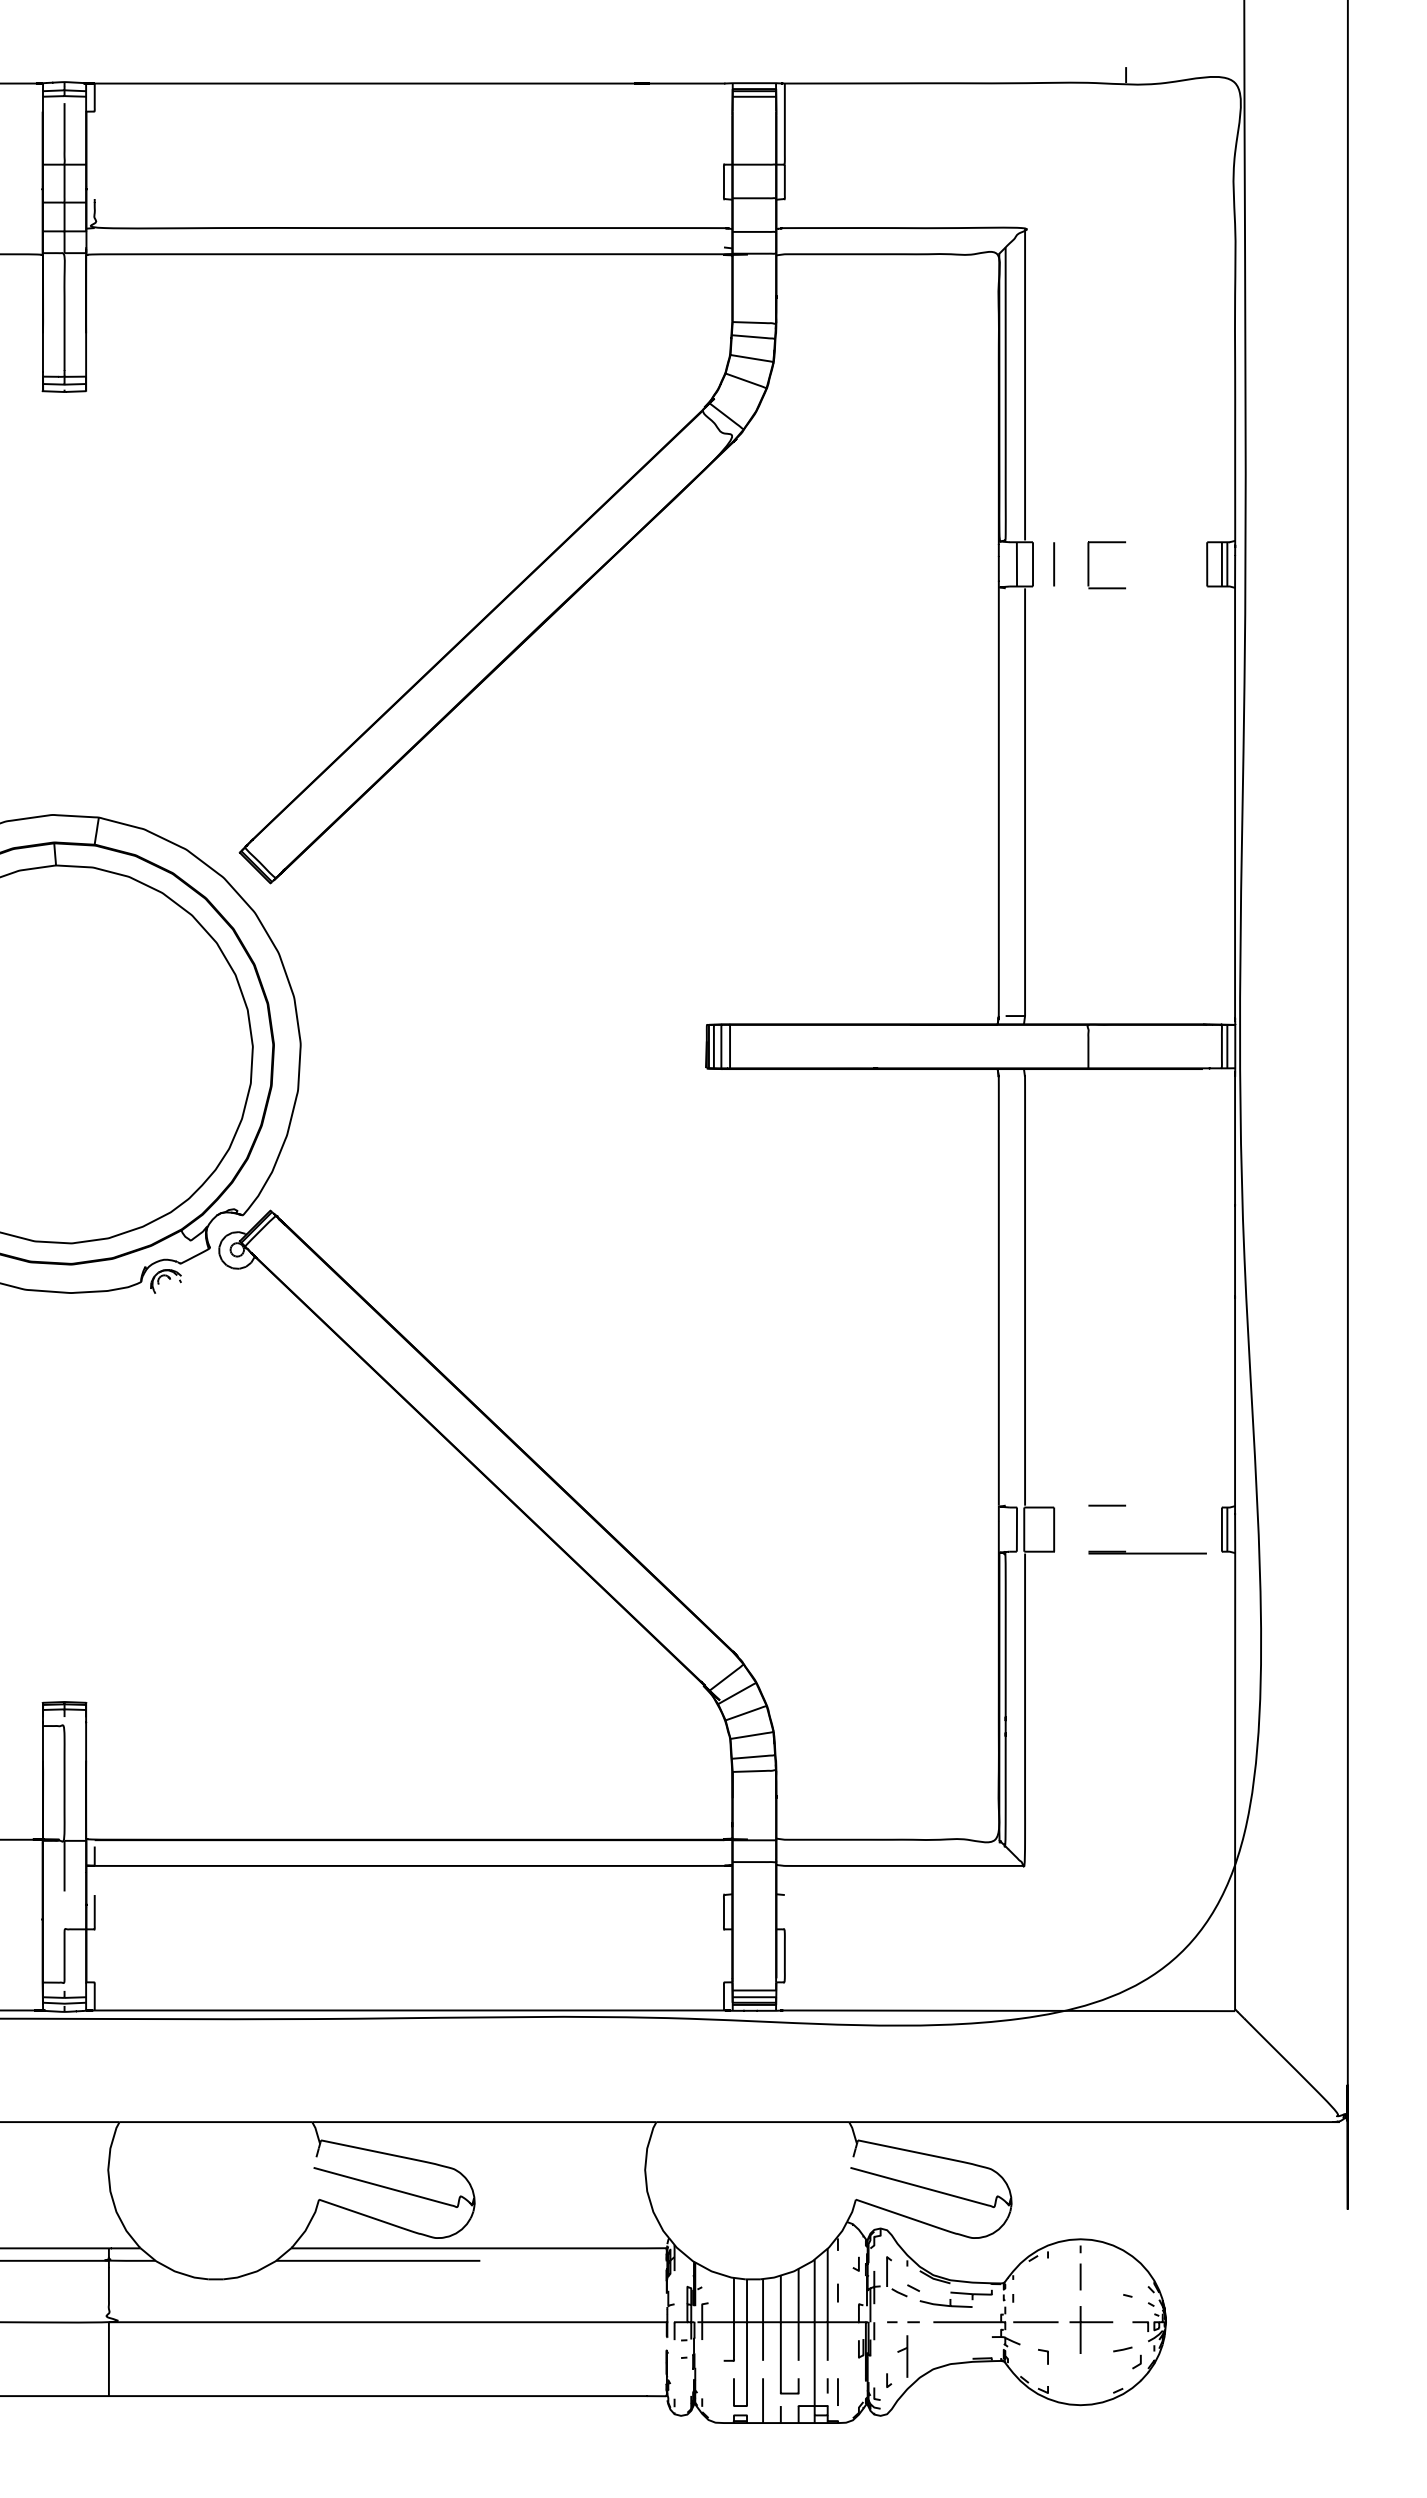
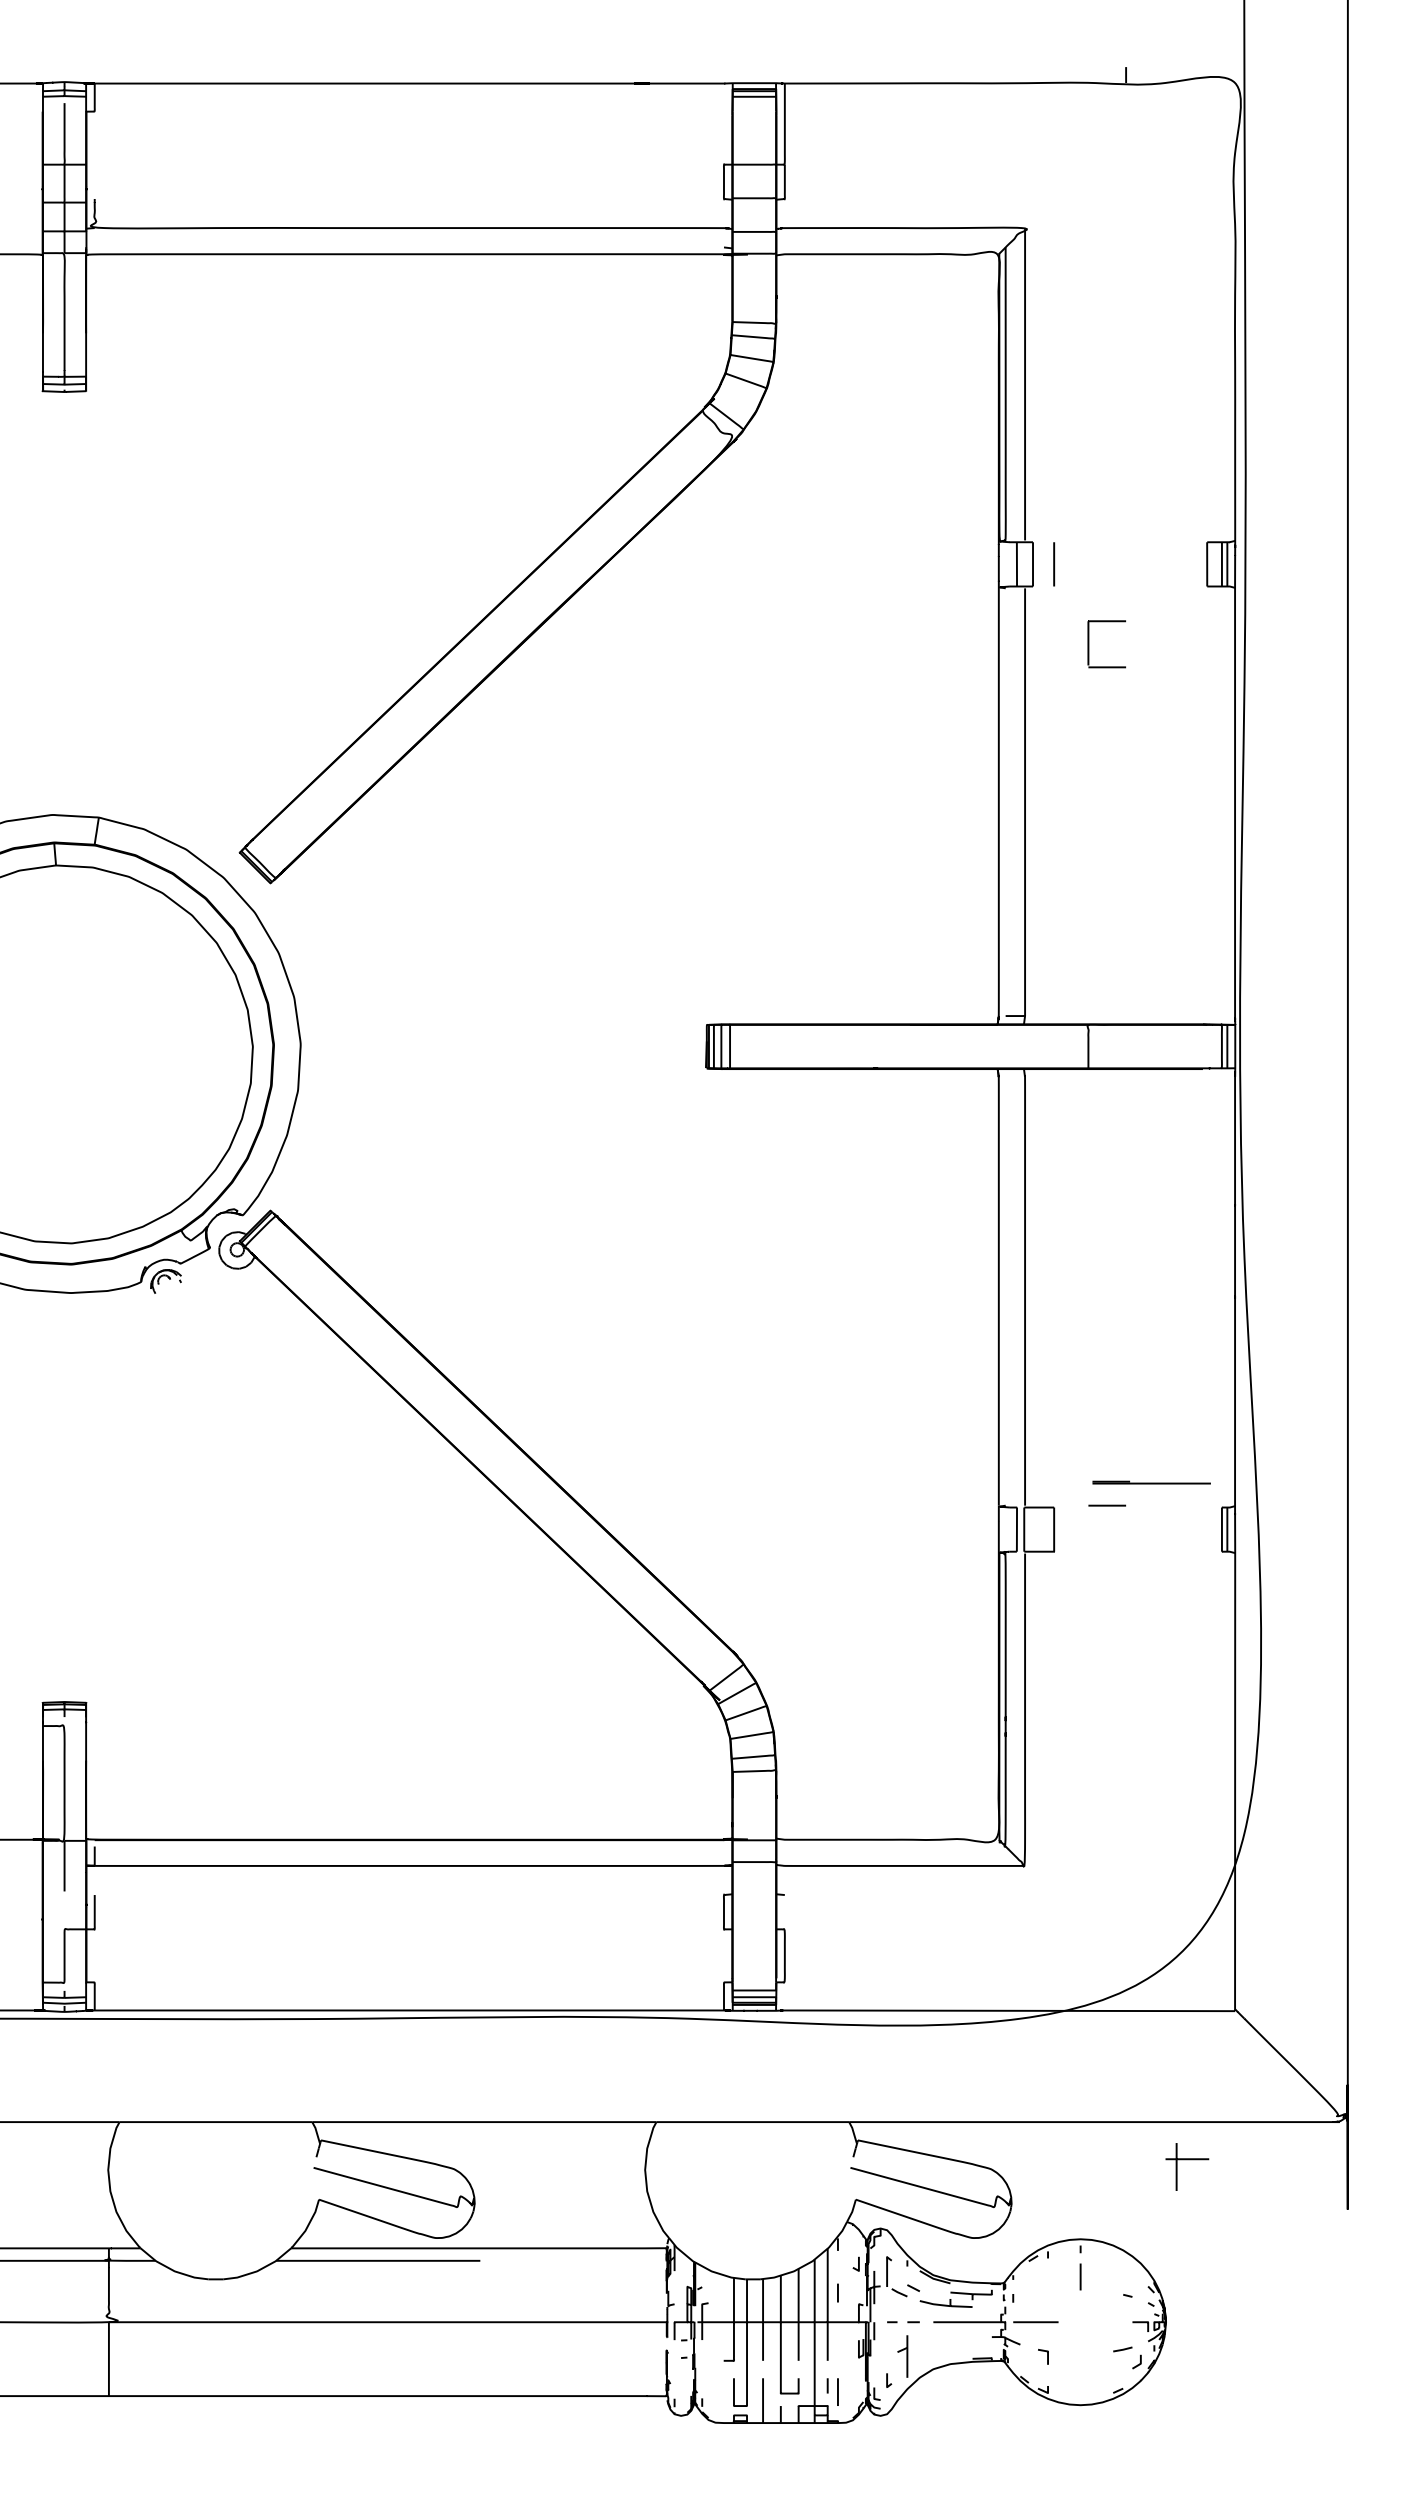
part position: (1089, 565) -> (1089, 644) (1089, 644)
line position: (1147, 1552) -> (1151, 1482) (1151, 1482)
part position: (1091, 2329) -> (1187, 2166) (1187, 2166)
